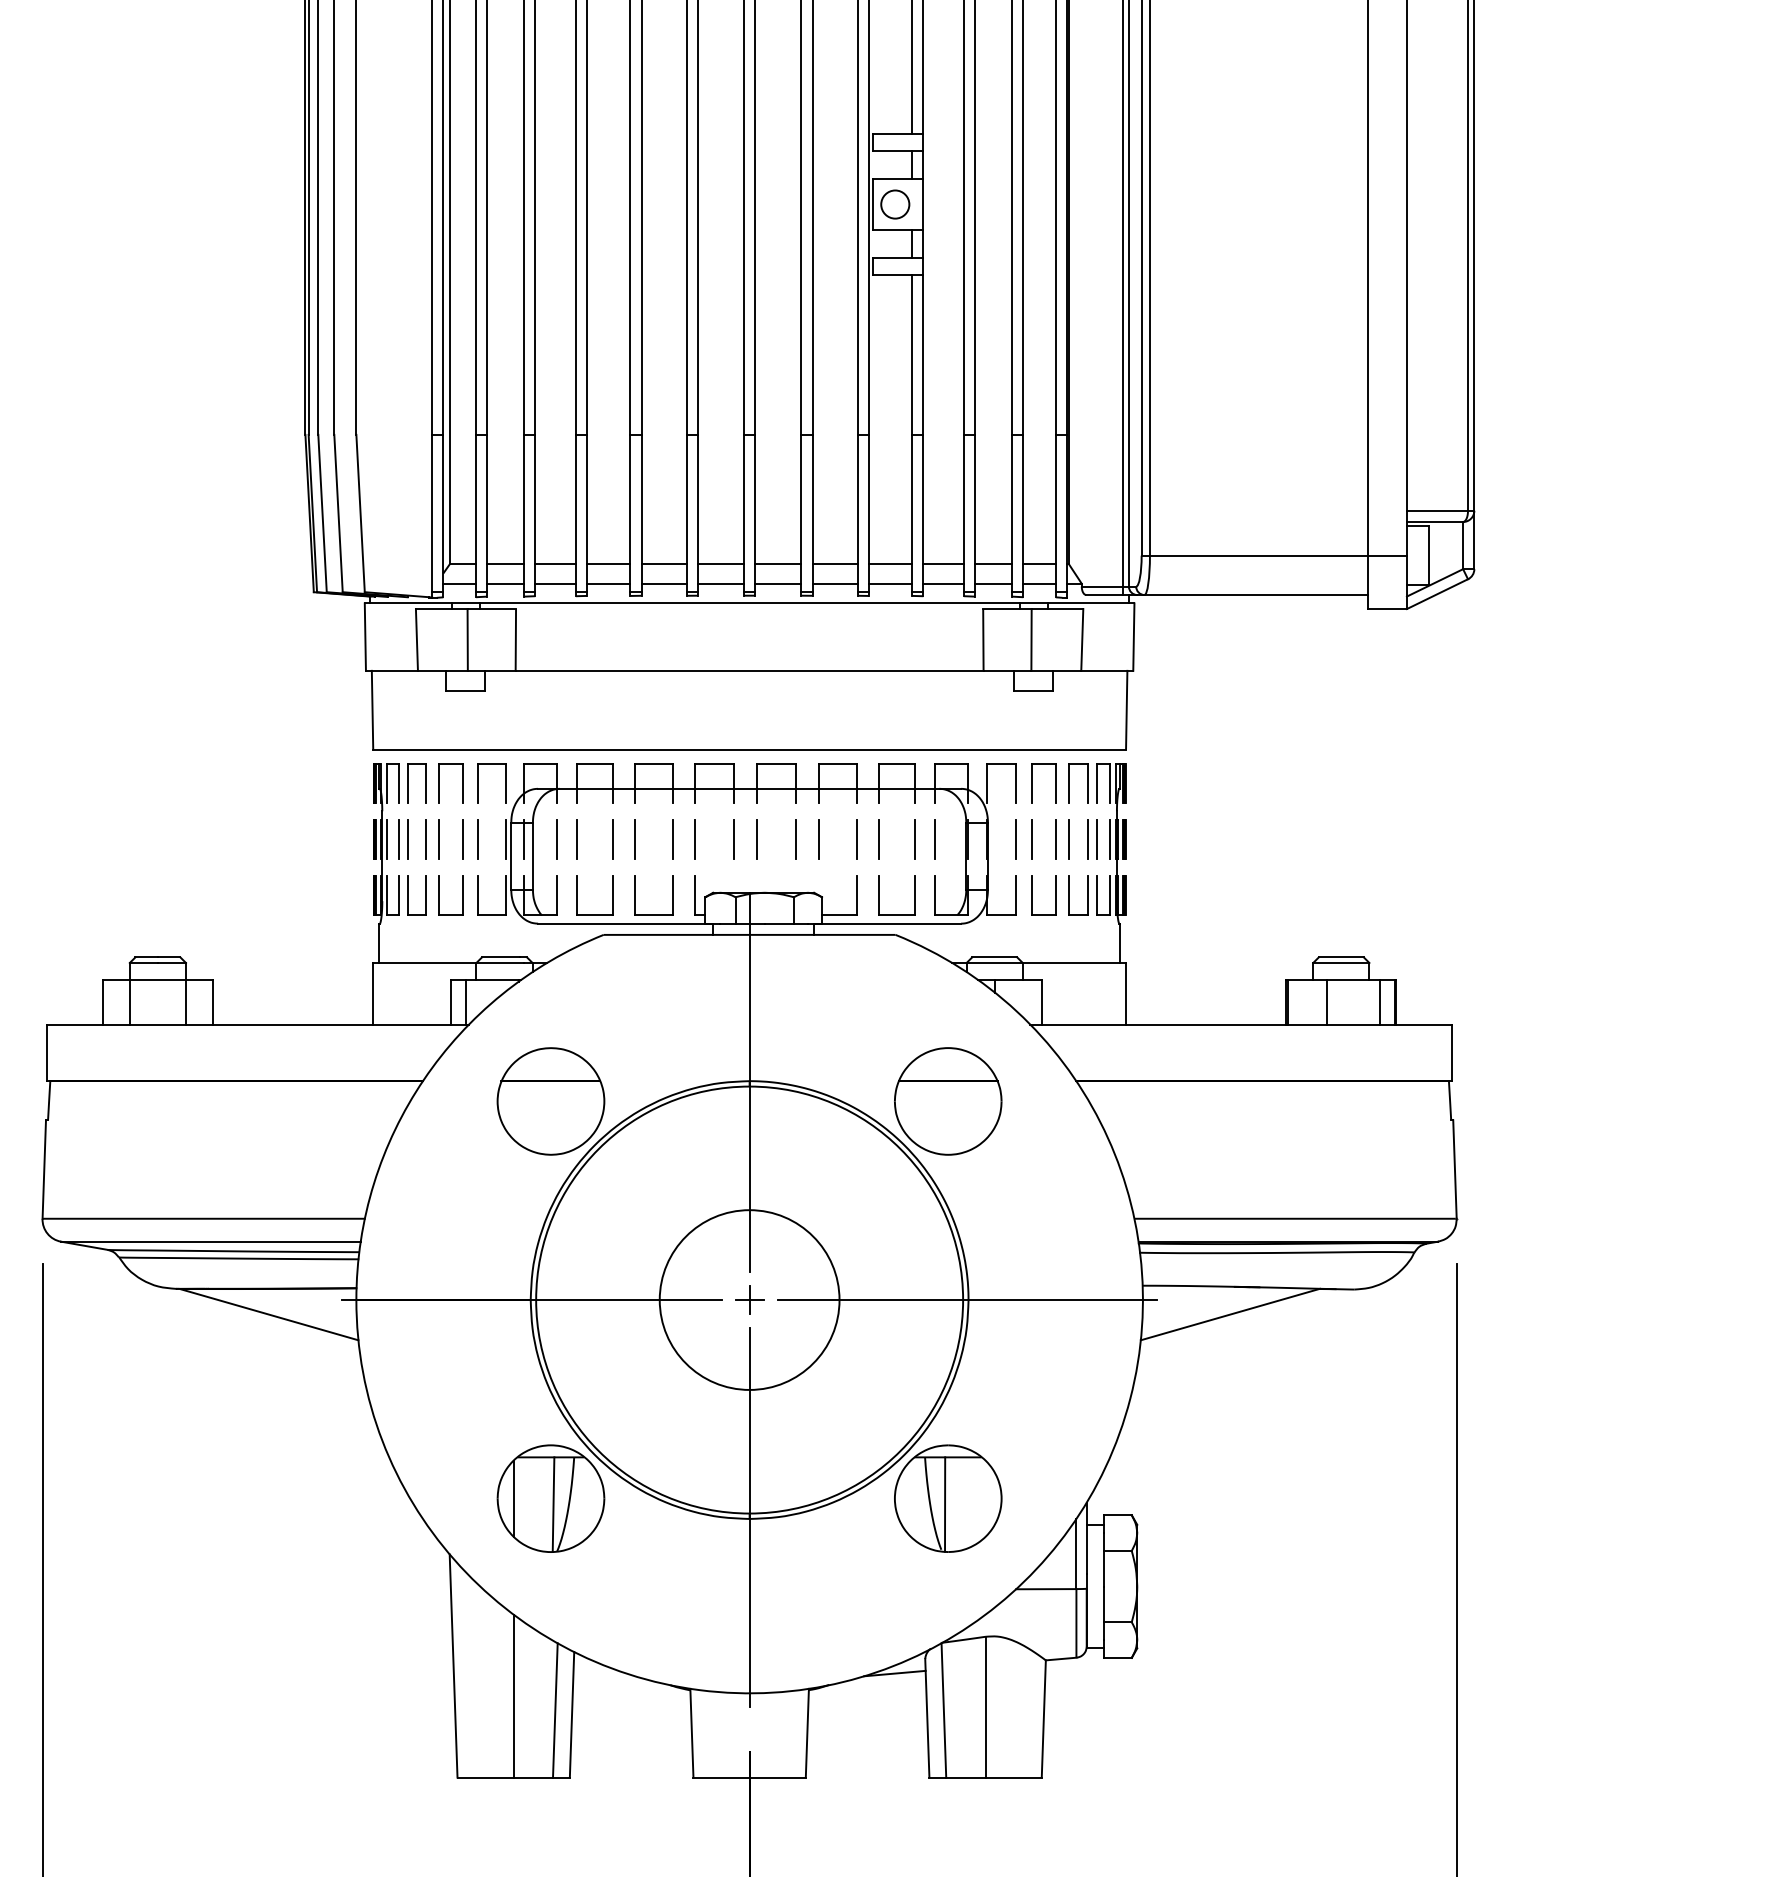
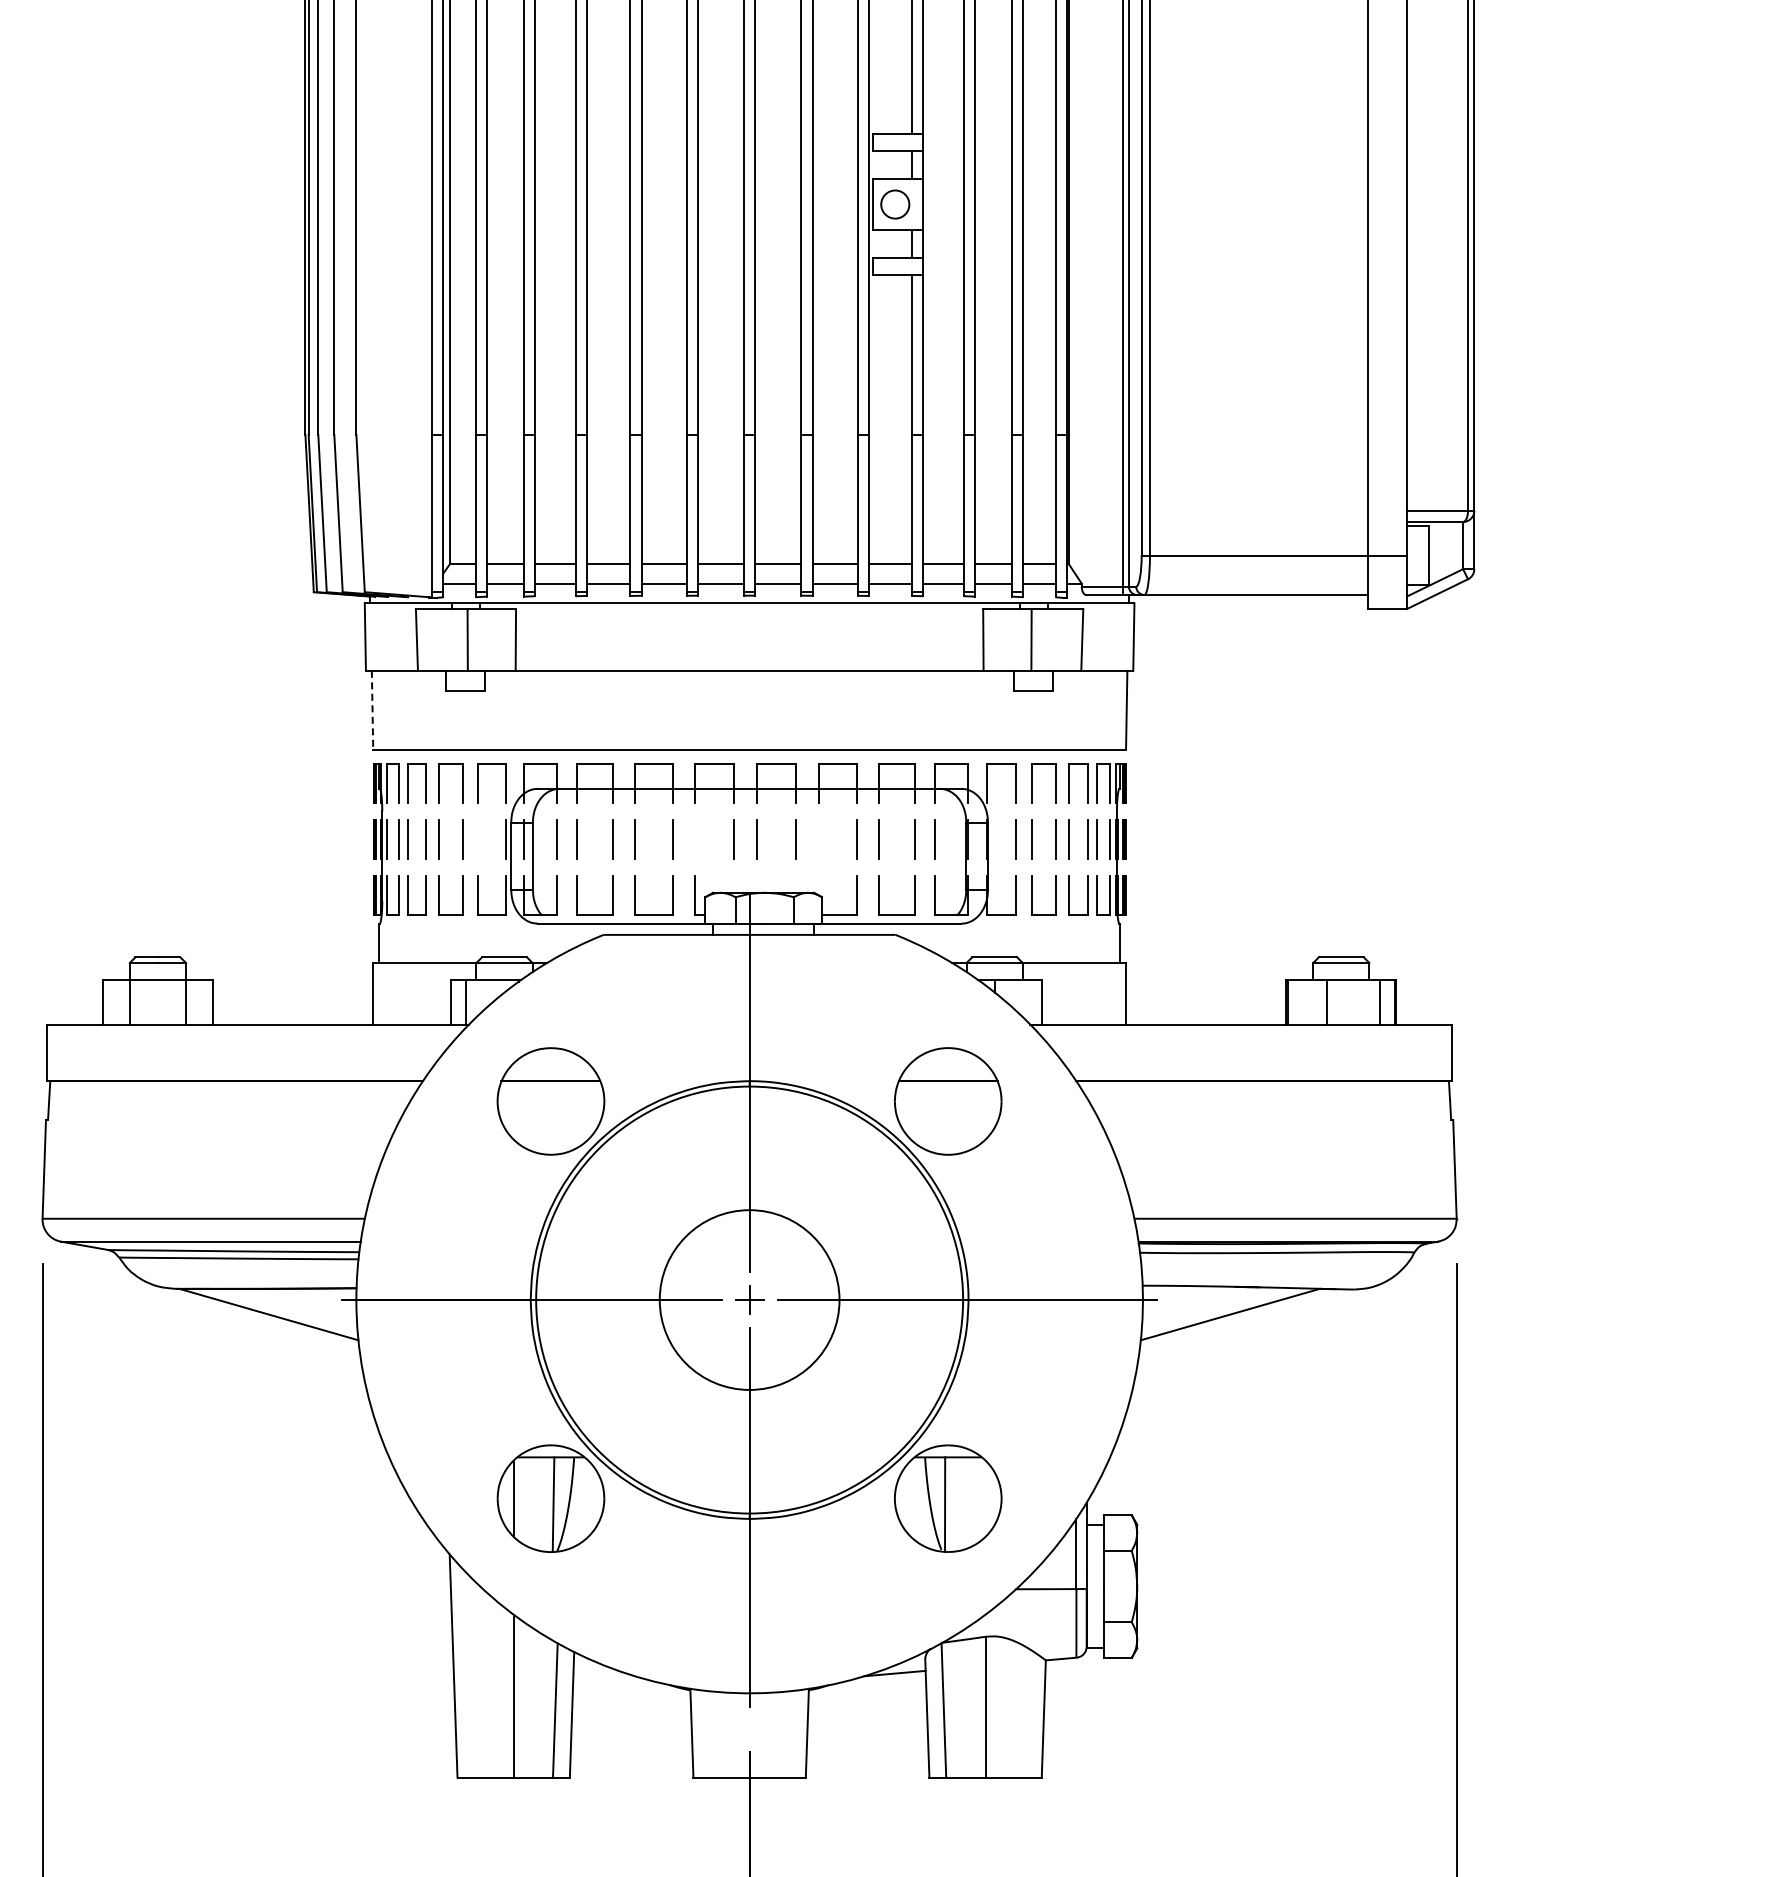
line: solid -> dashed (372, 710)
line: present -> none (477, 839)
line: present -> none (694, 839)
line: present -> none (818, 839)
